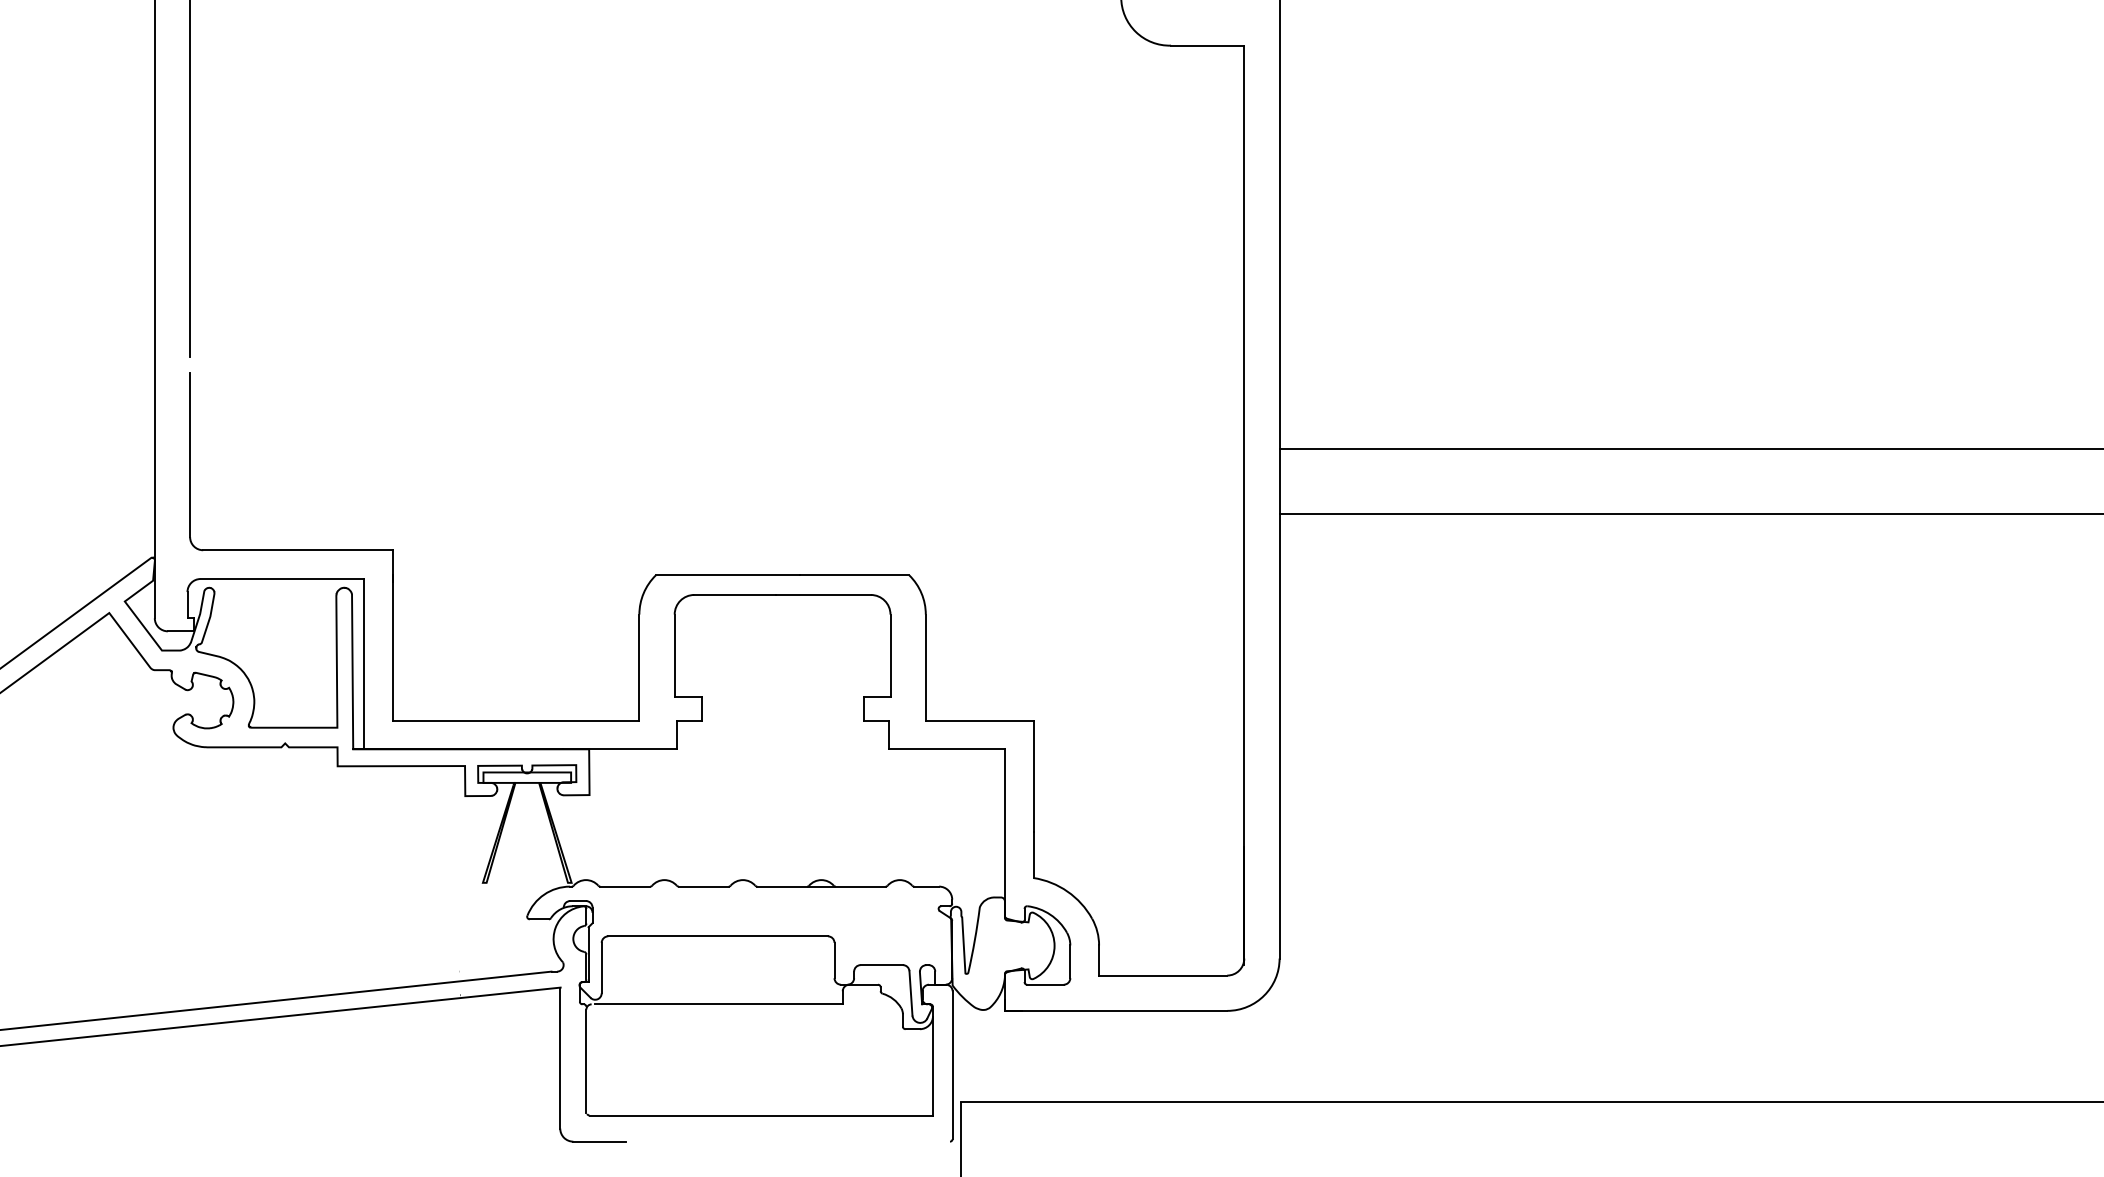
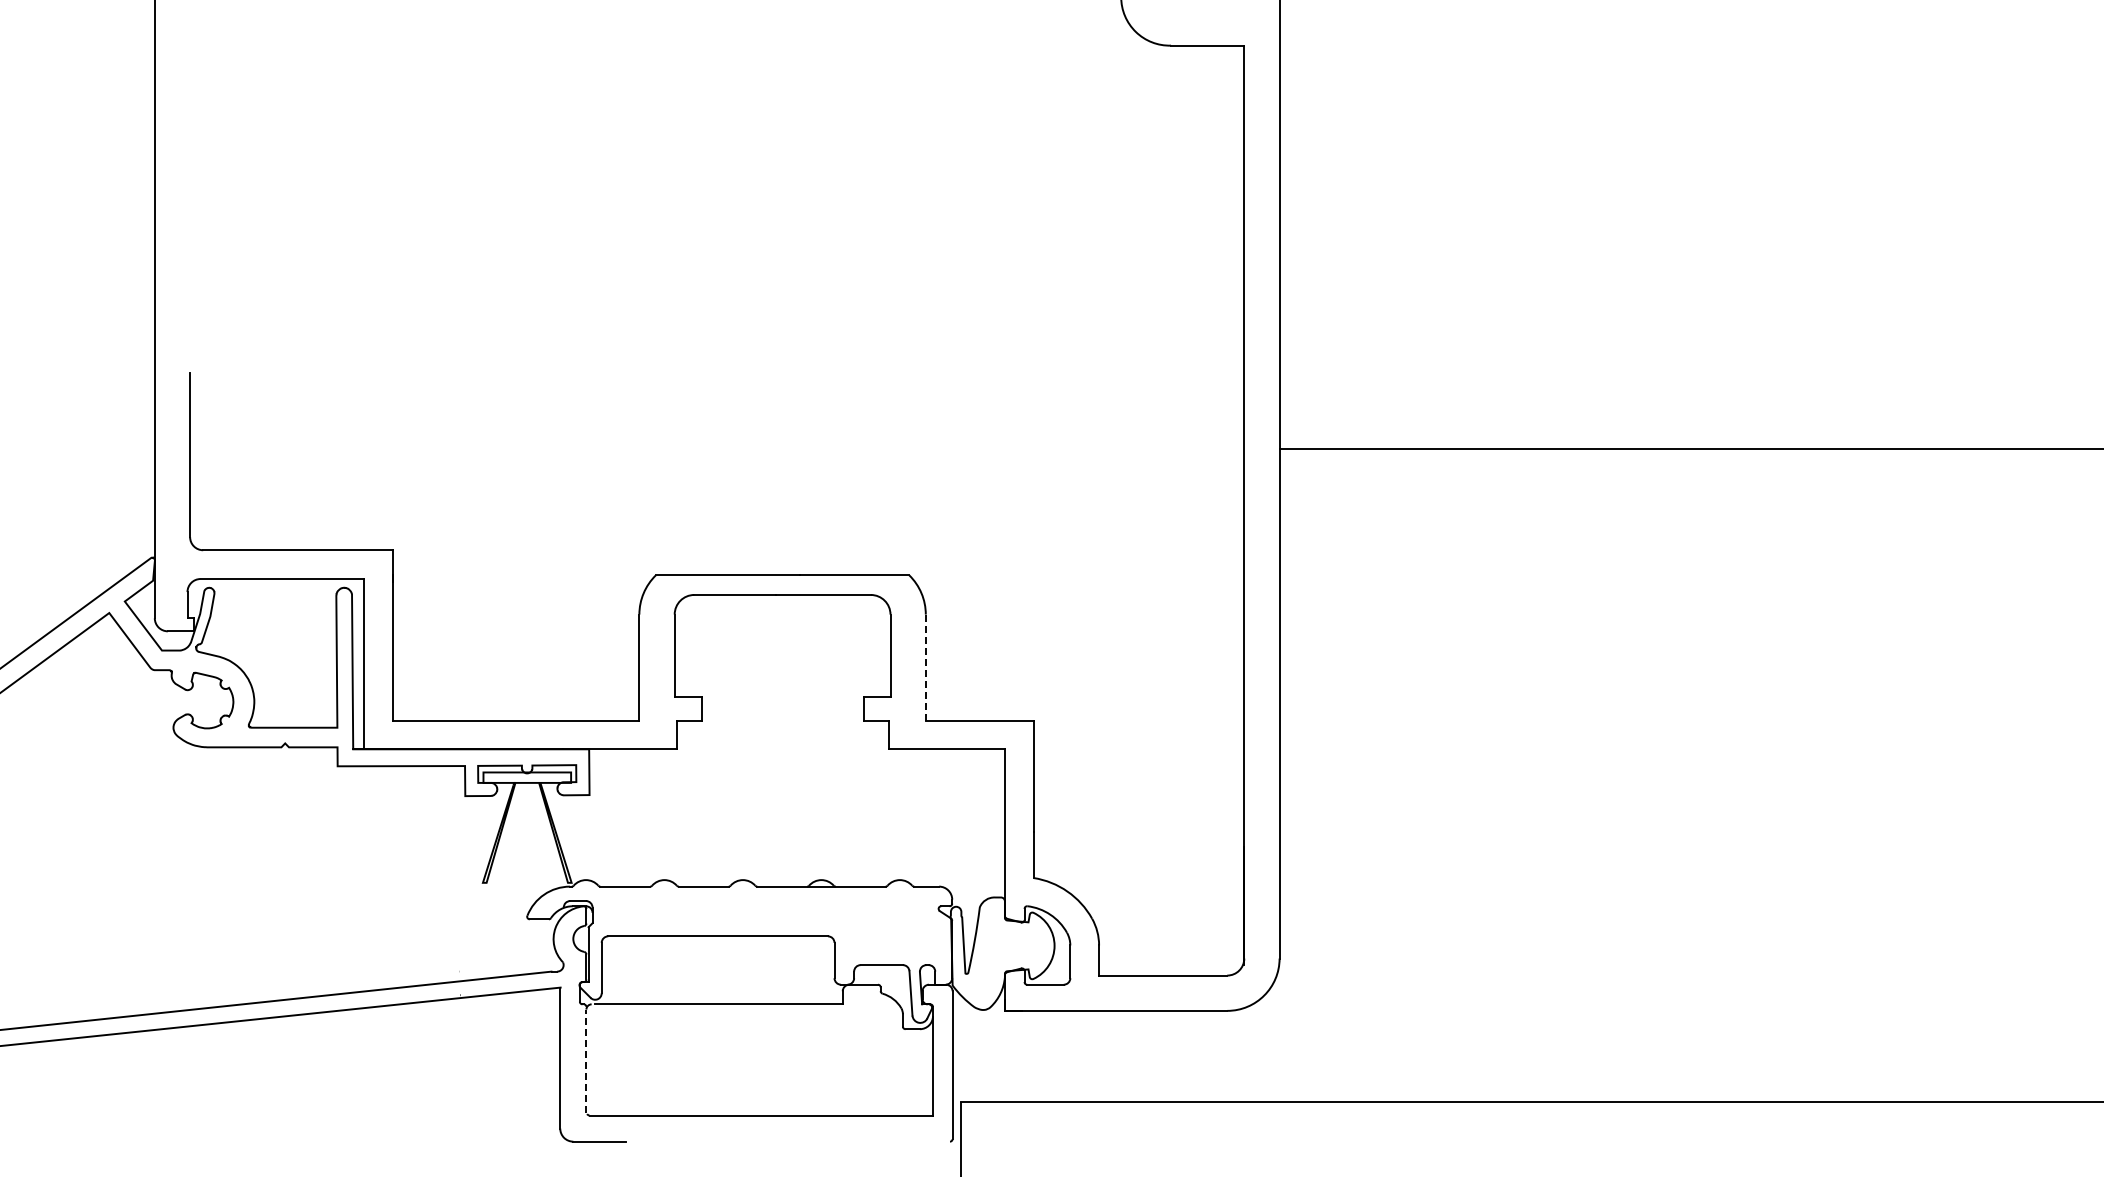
line: present -> none (190, 179)
line: present -> none (1689, 513)
line: solid -> dashed (925, 667)
line: solid -> dashed (586, 1061)
